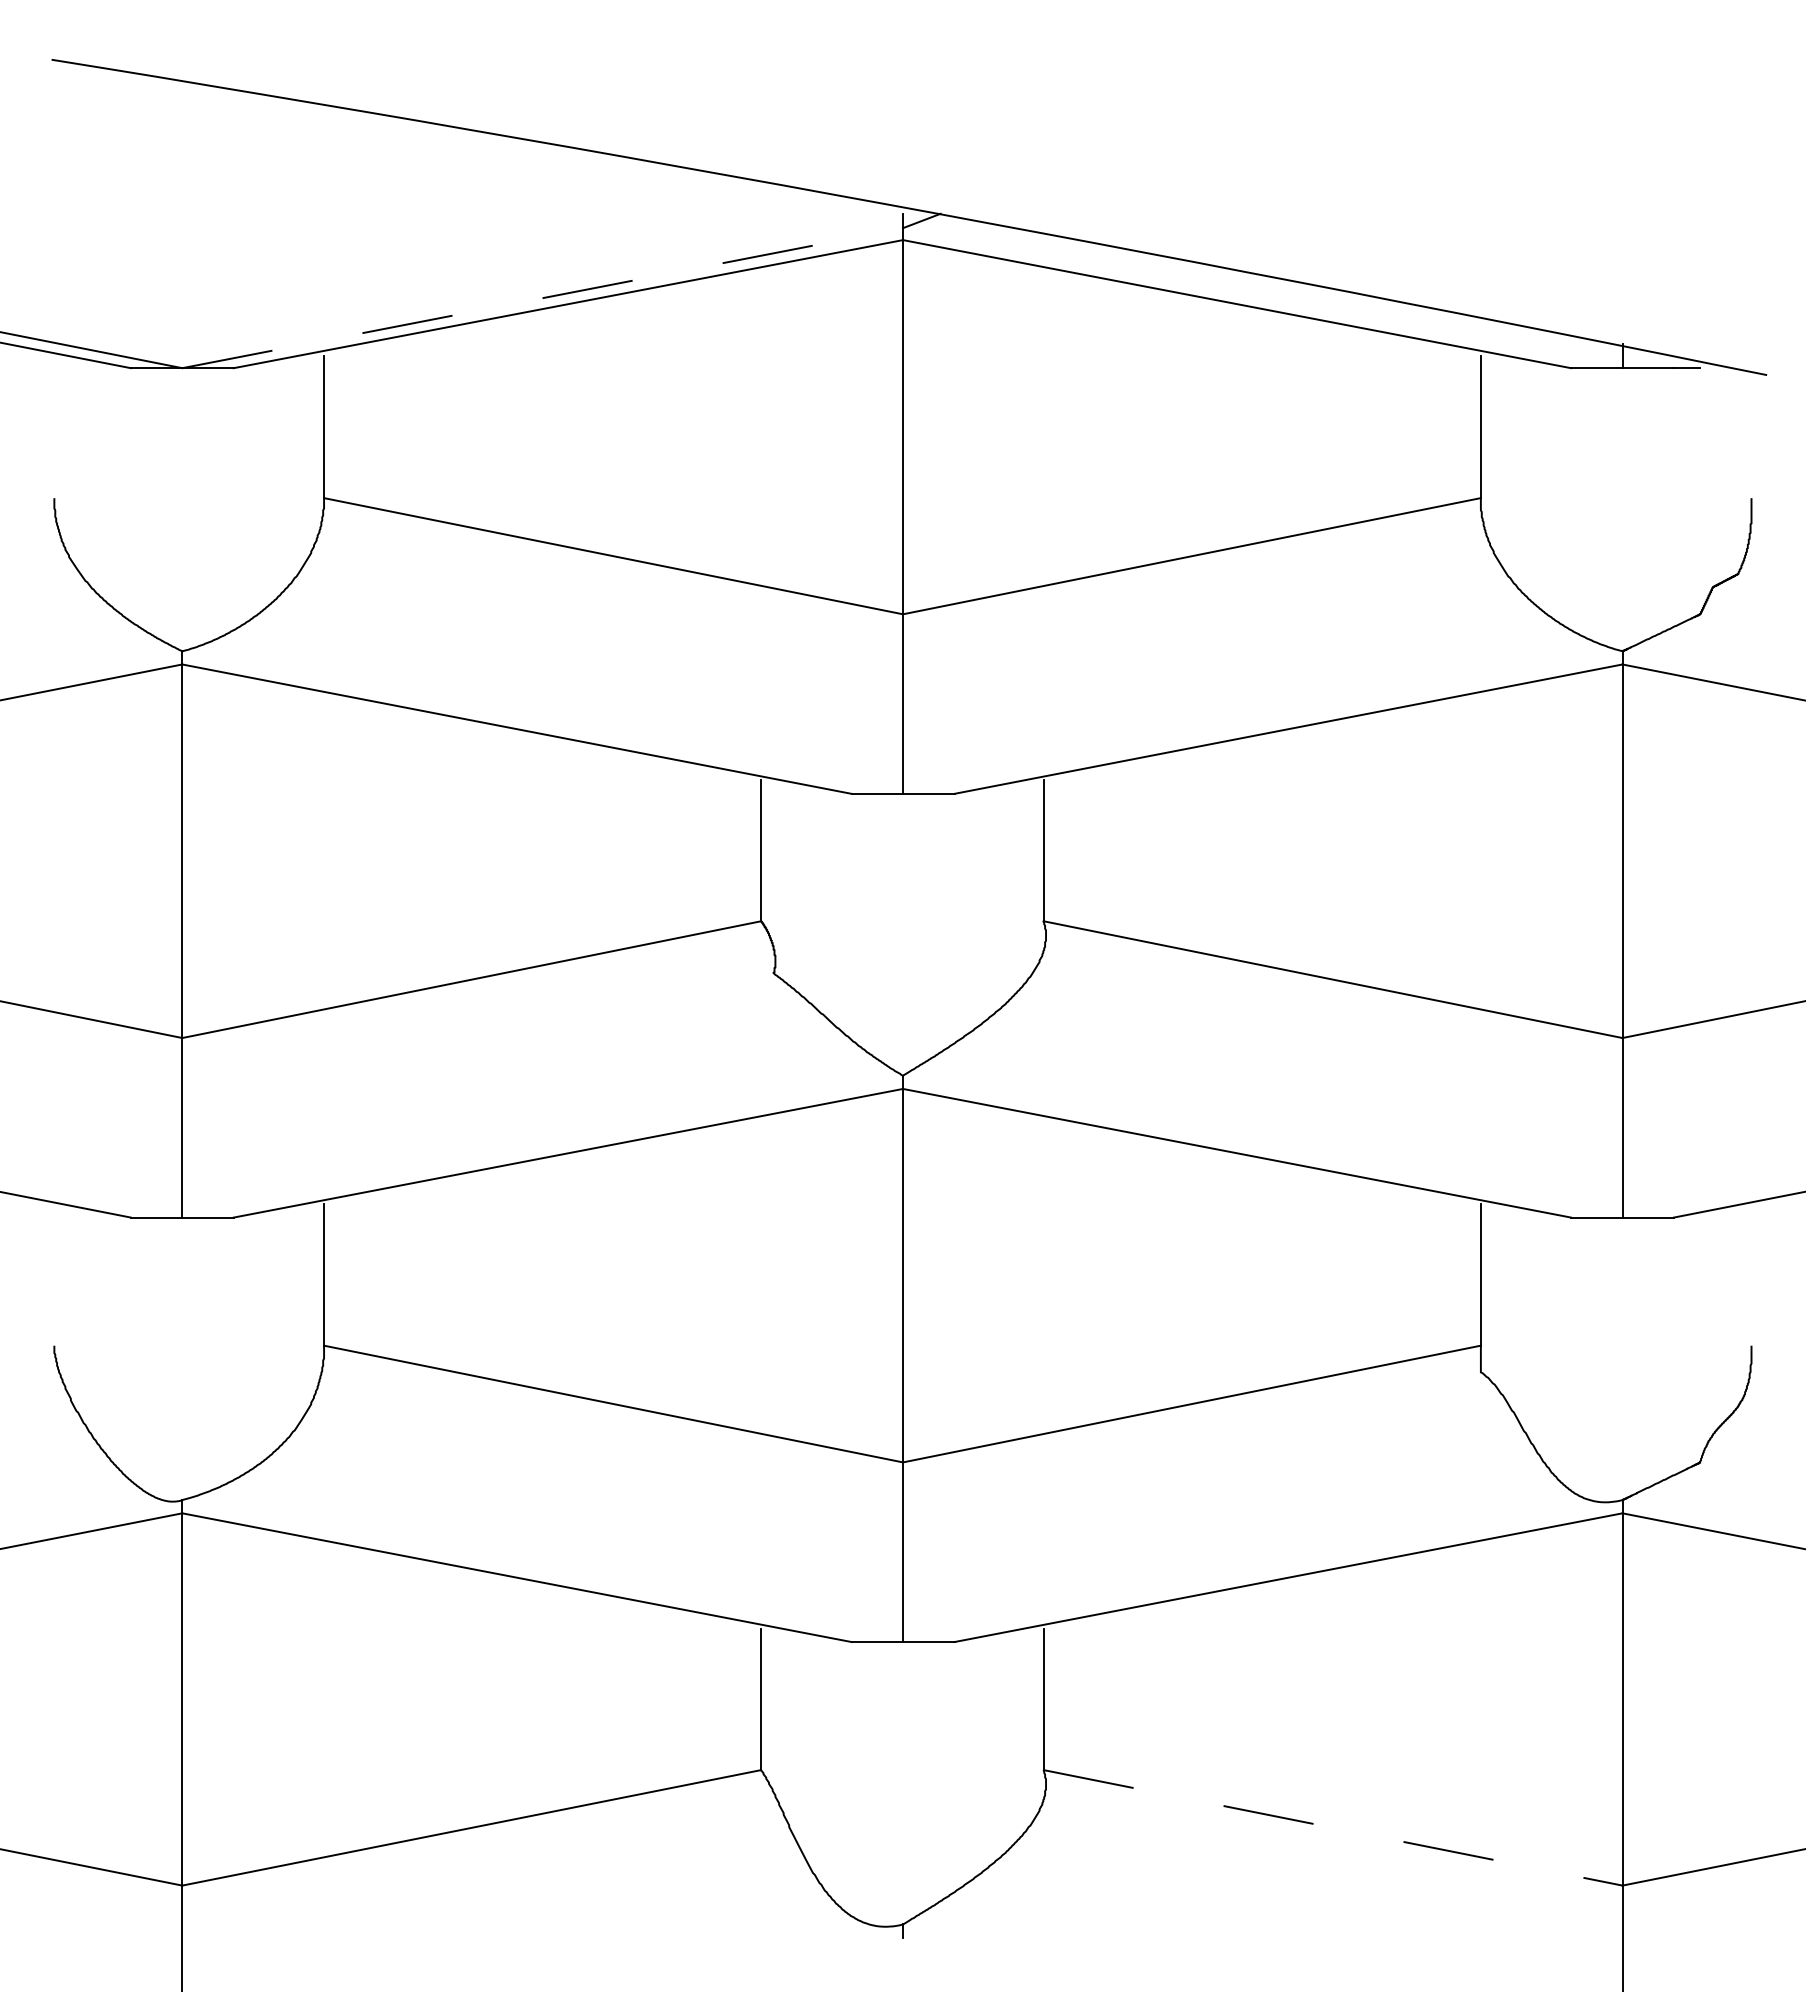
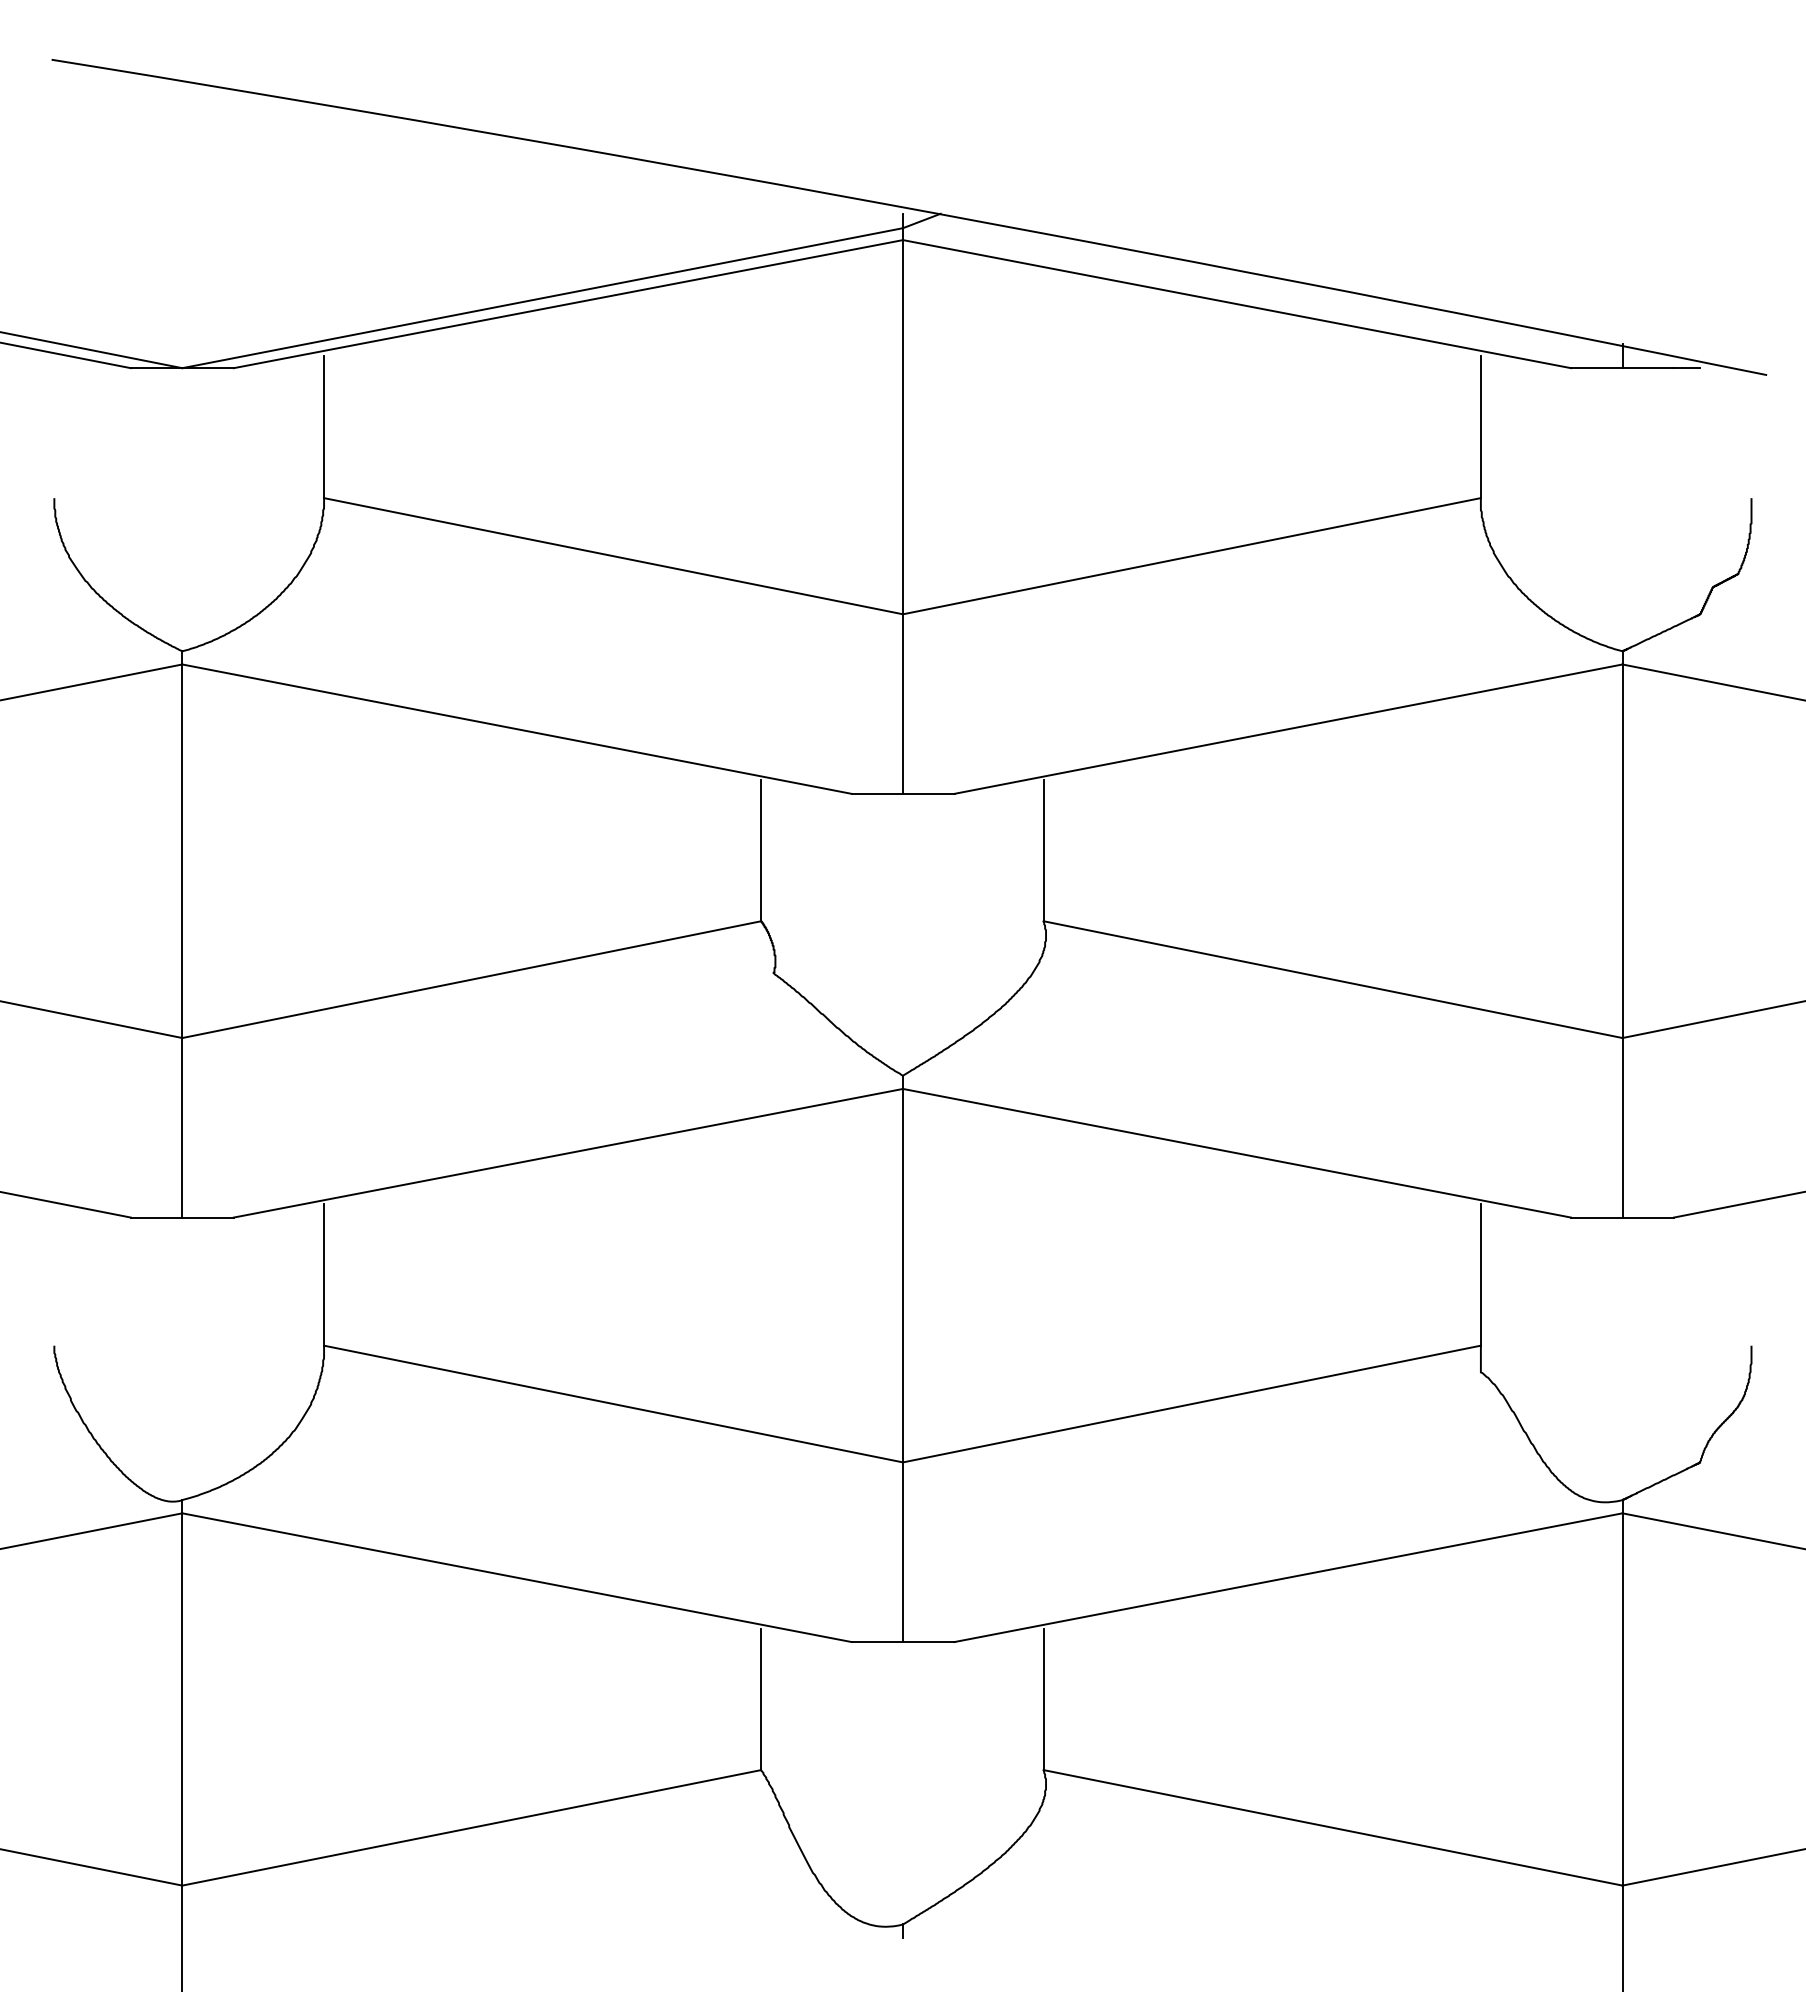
line: dashed -> solid (543, 298)
line: dashed -> solid (1333, 1827)
